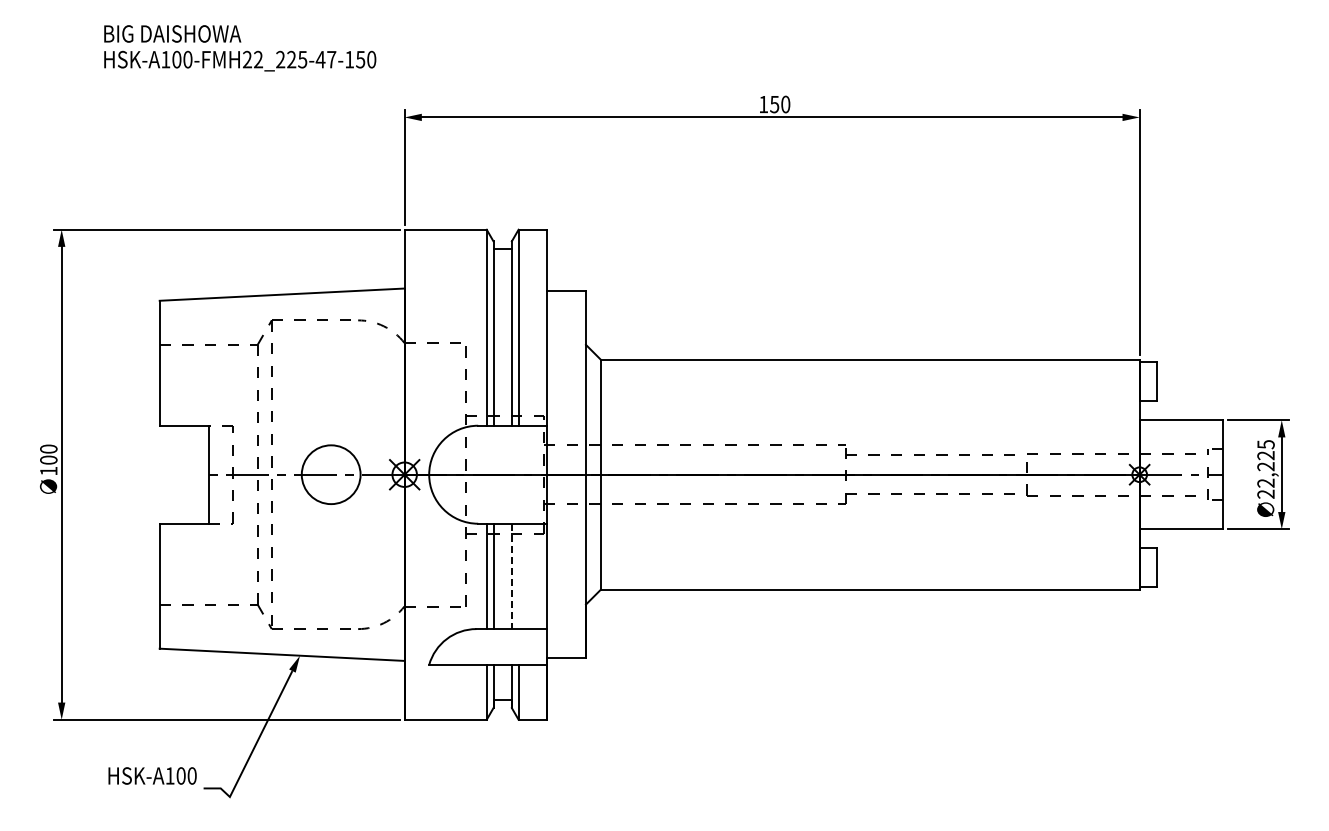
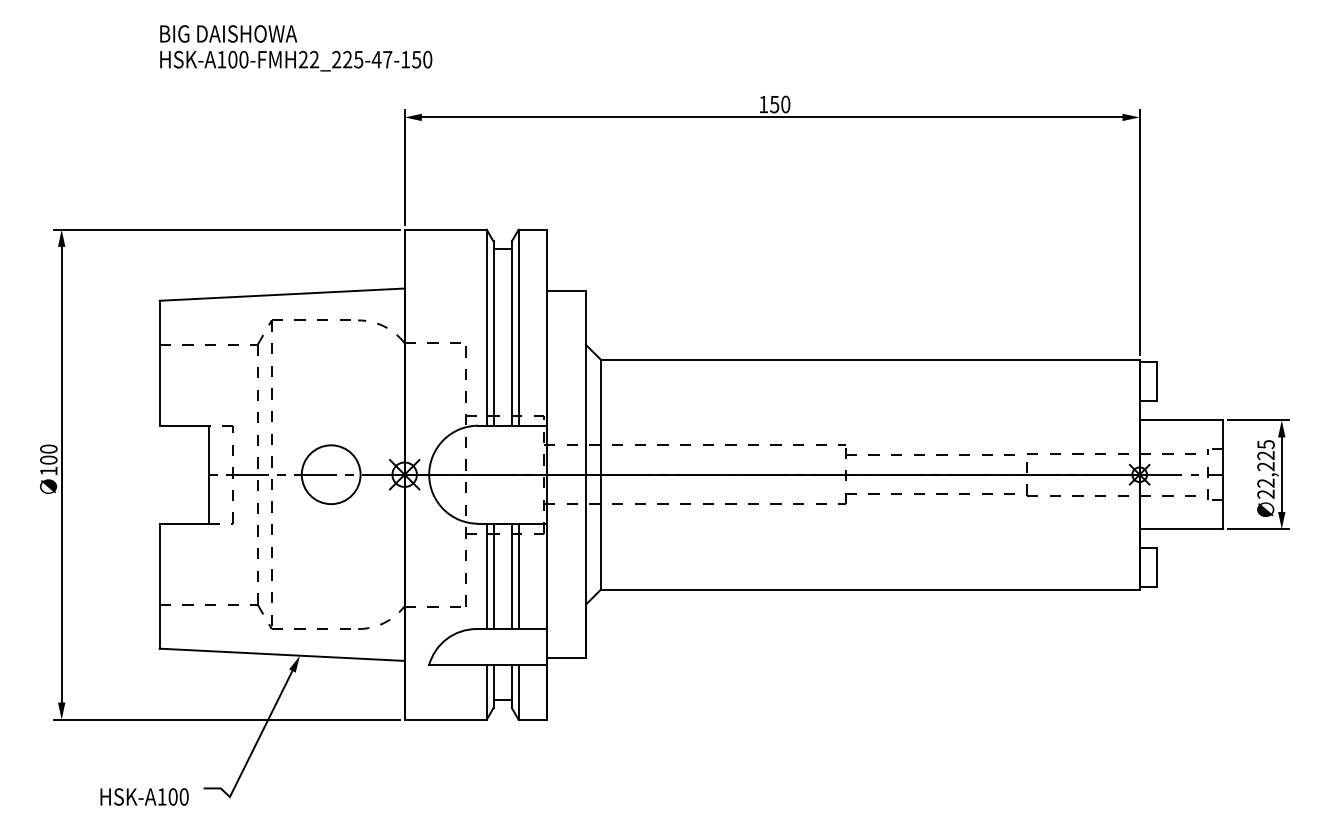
text position: (240, 48) -> (296, 48) (296, 48)
line: dashed -> solid (511, 576)
line: none -> present (518, 576)
text position: (152, 775) -> (144, 796) (144, 796)
